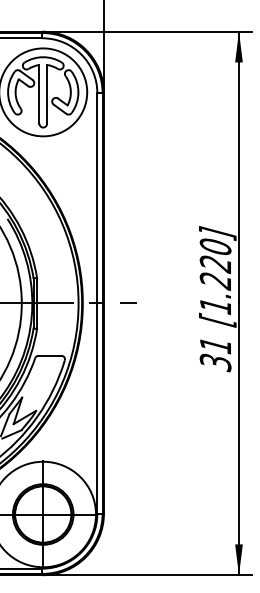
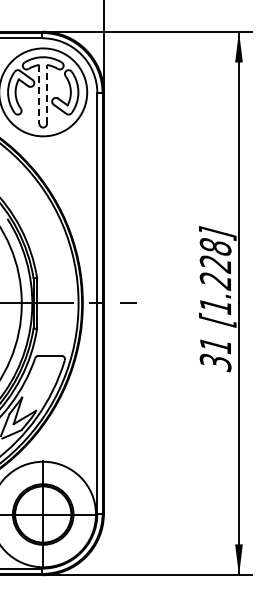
line: solid -> dashed (47, 93)
line: solid -> dashed (39, 94)
text: [1.220] -> [1.228] (215, 246)
